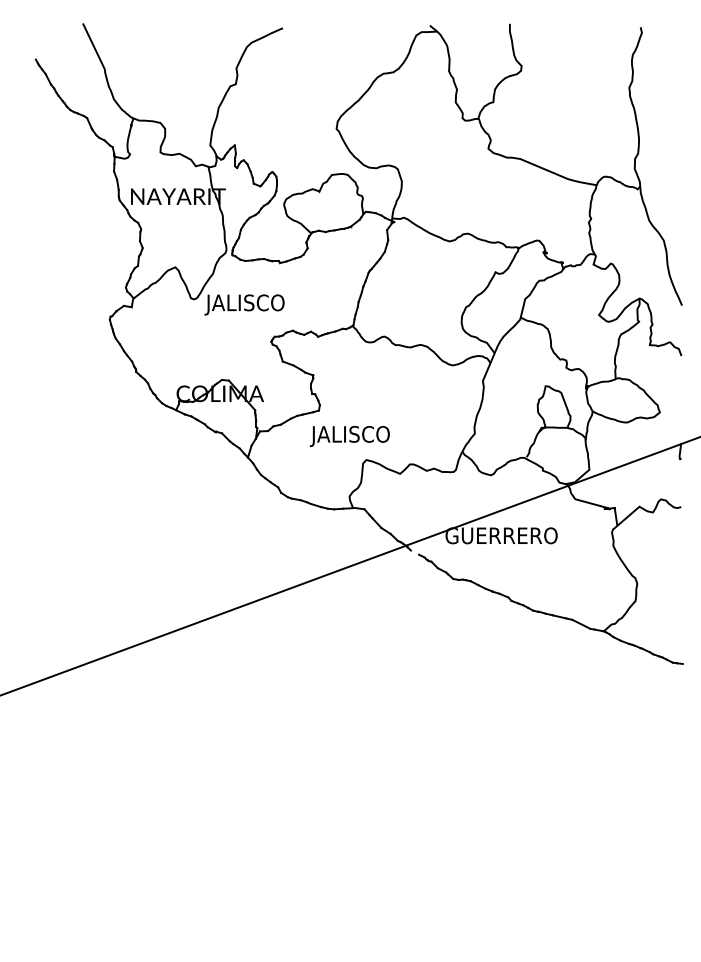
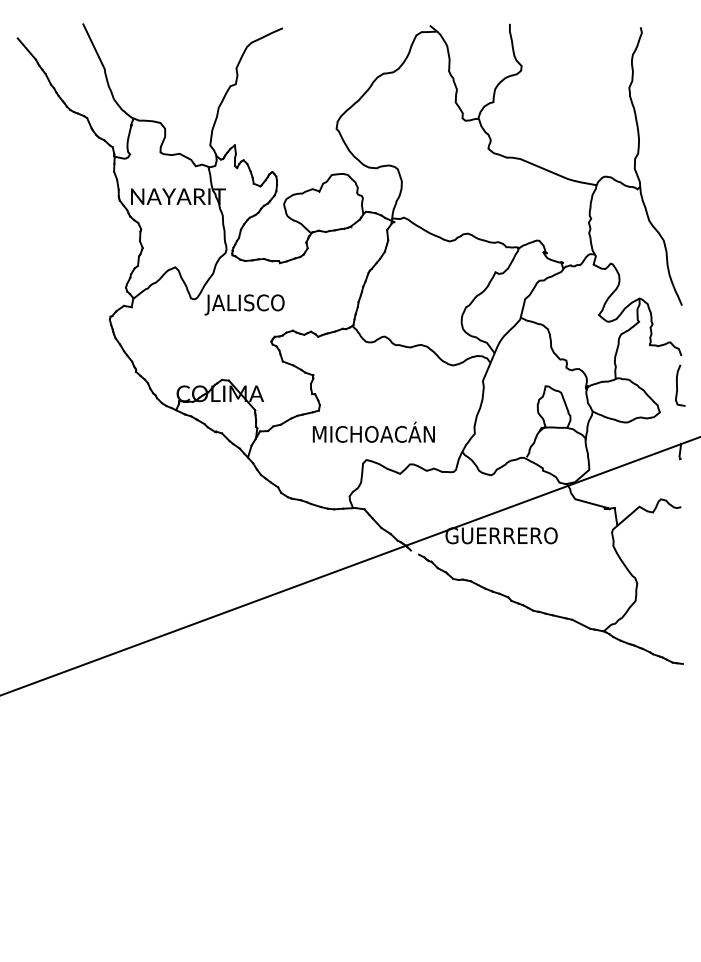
line: none -> present (26, 48)
curve: none -> present (677, 385)
text: JALISCO -> MICHOACÁN (371, 434)
